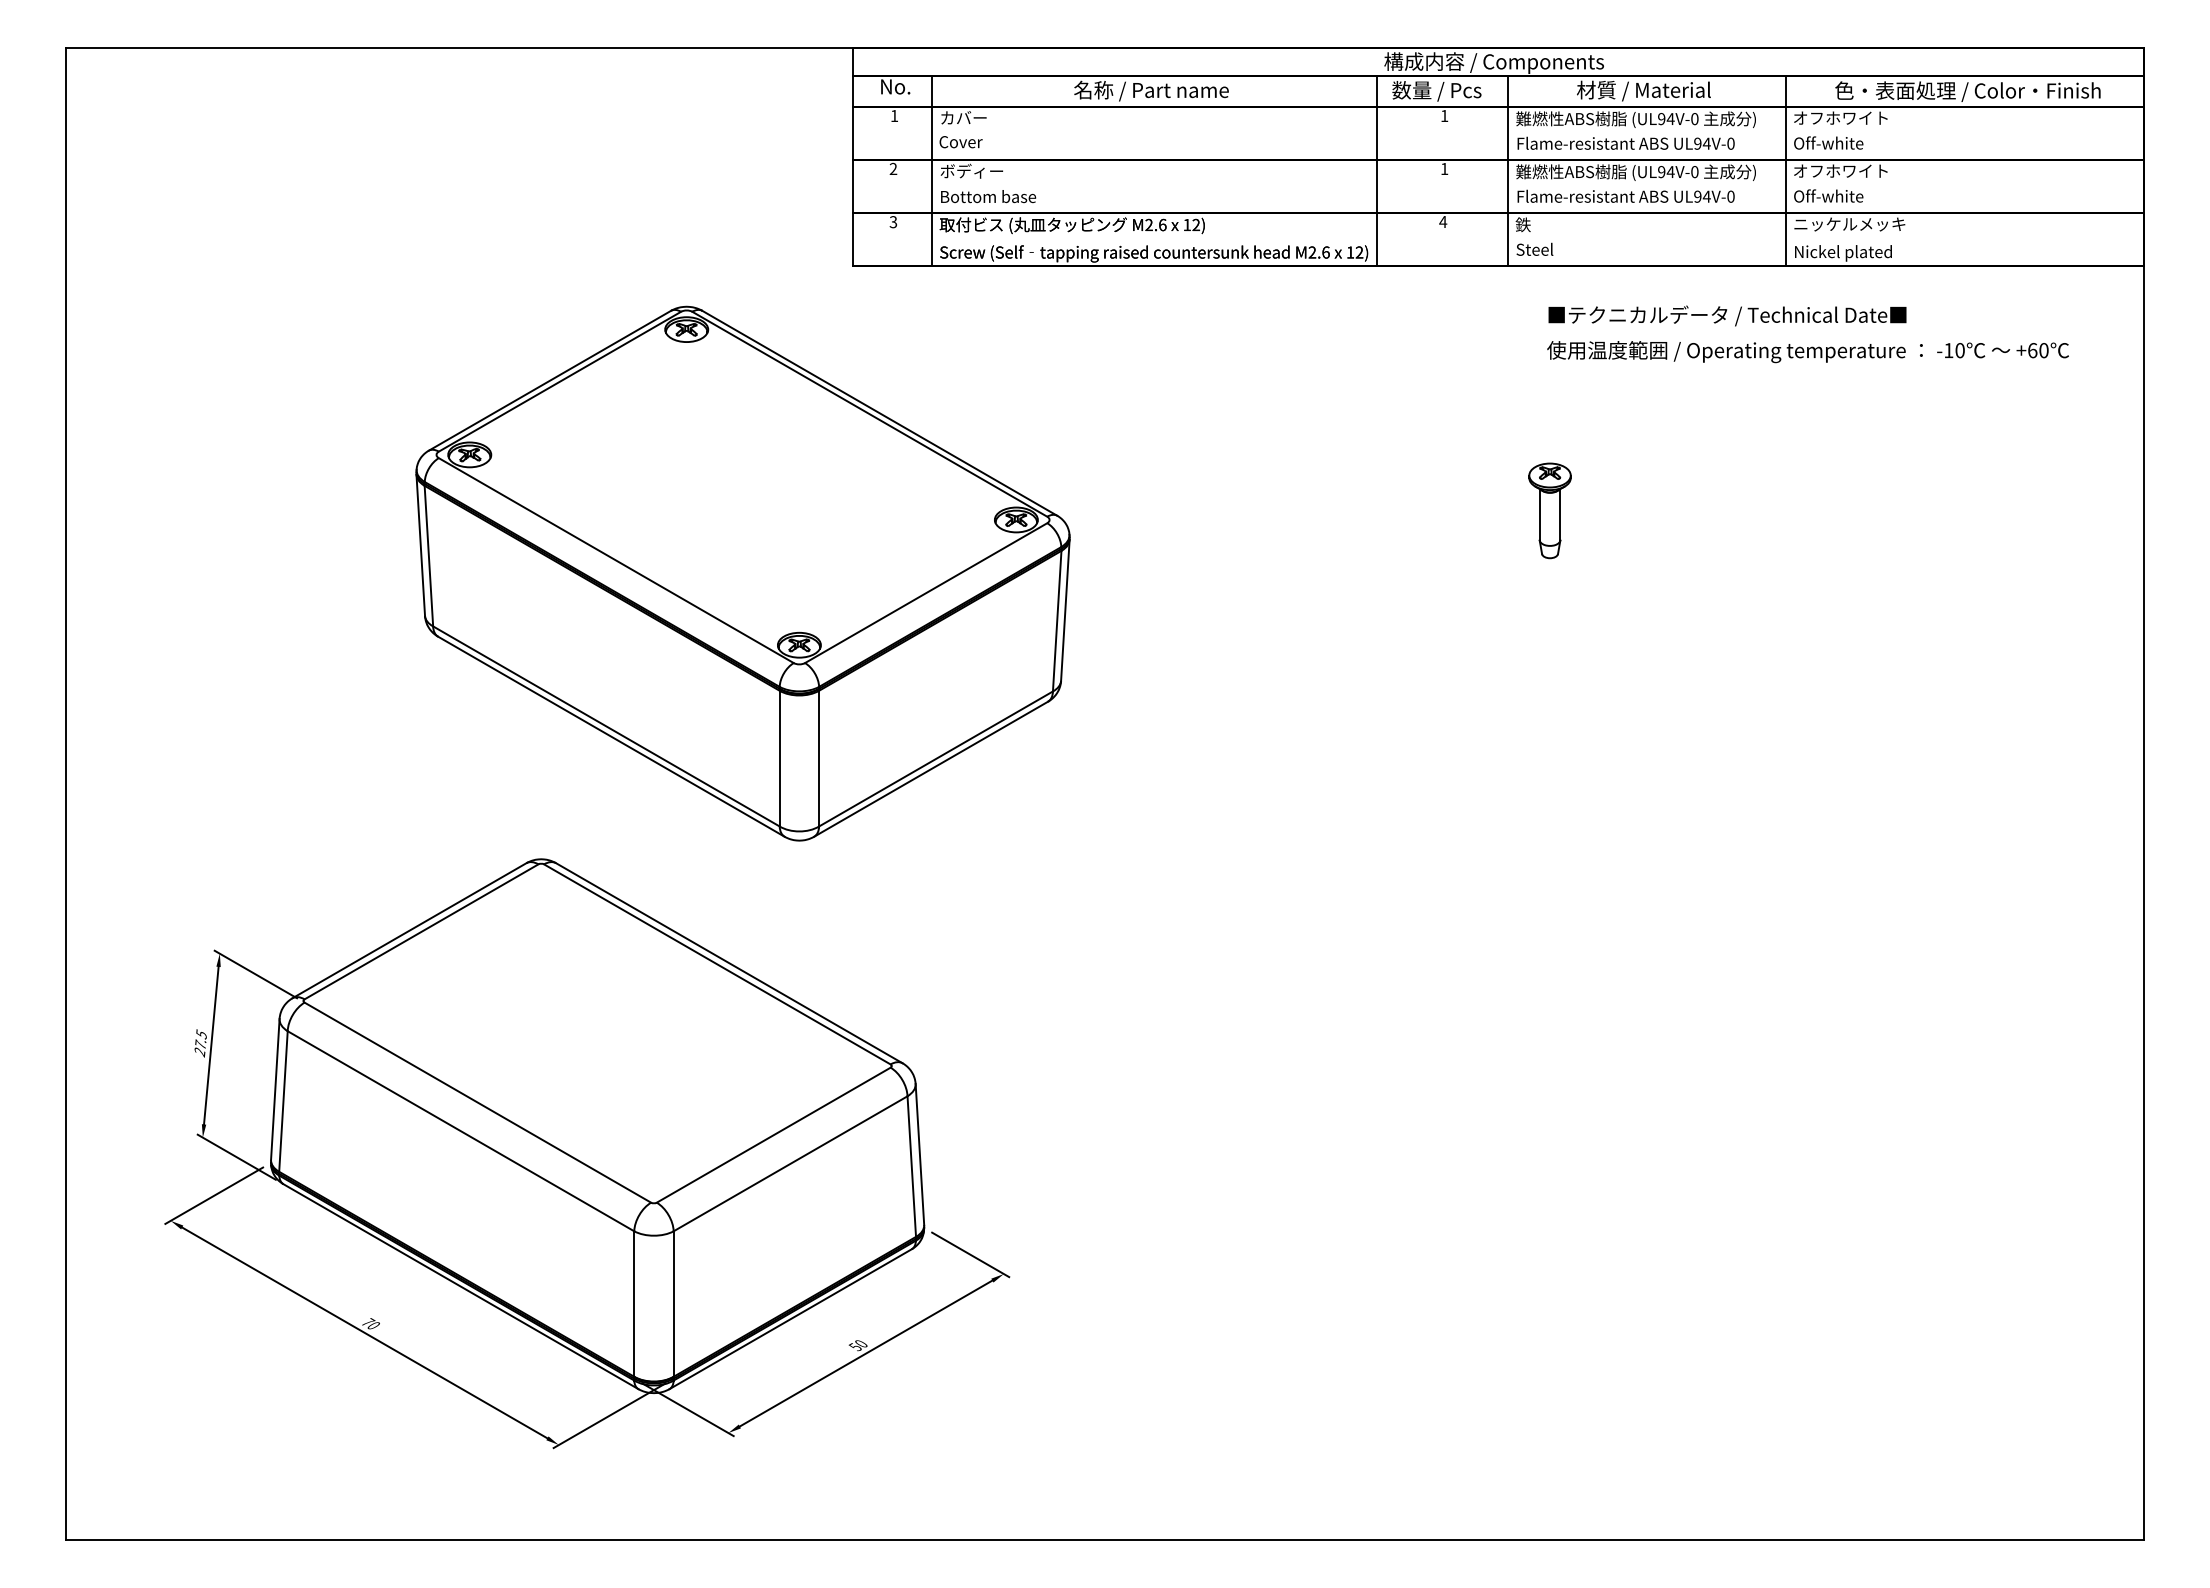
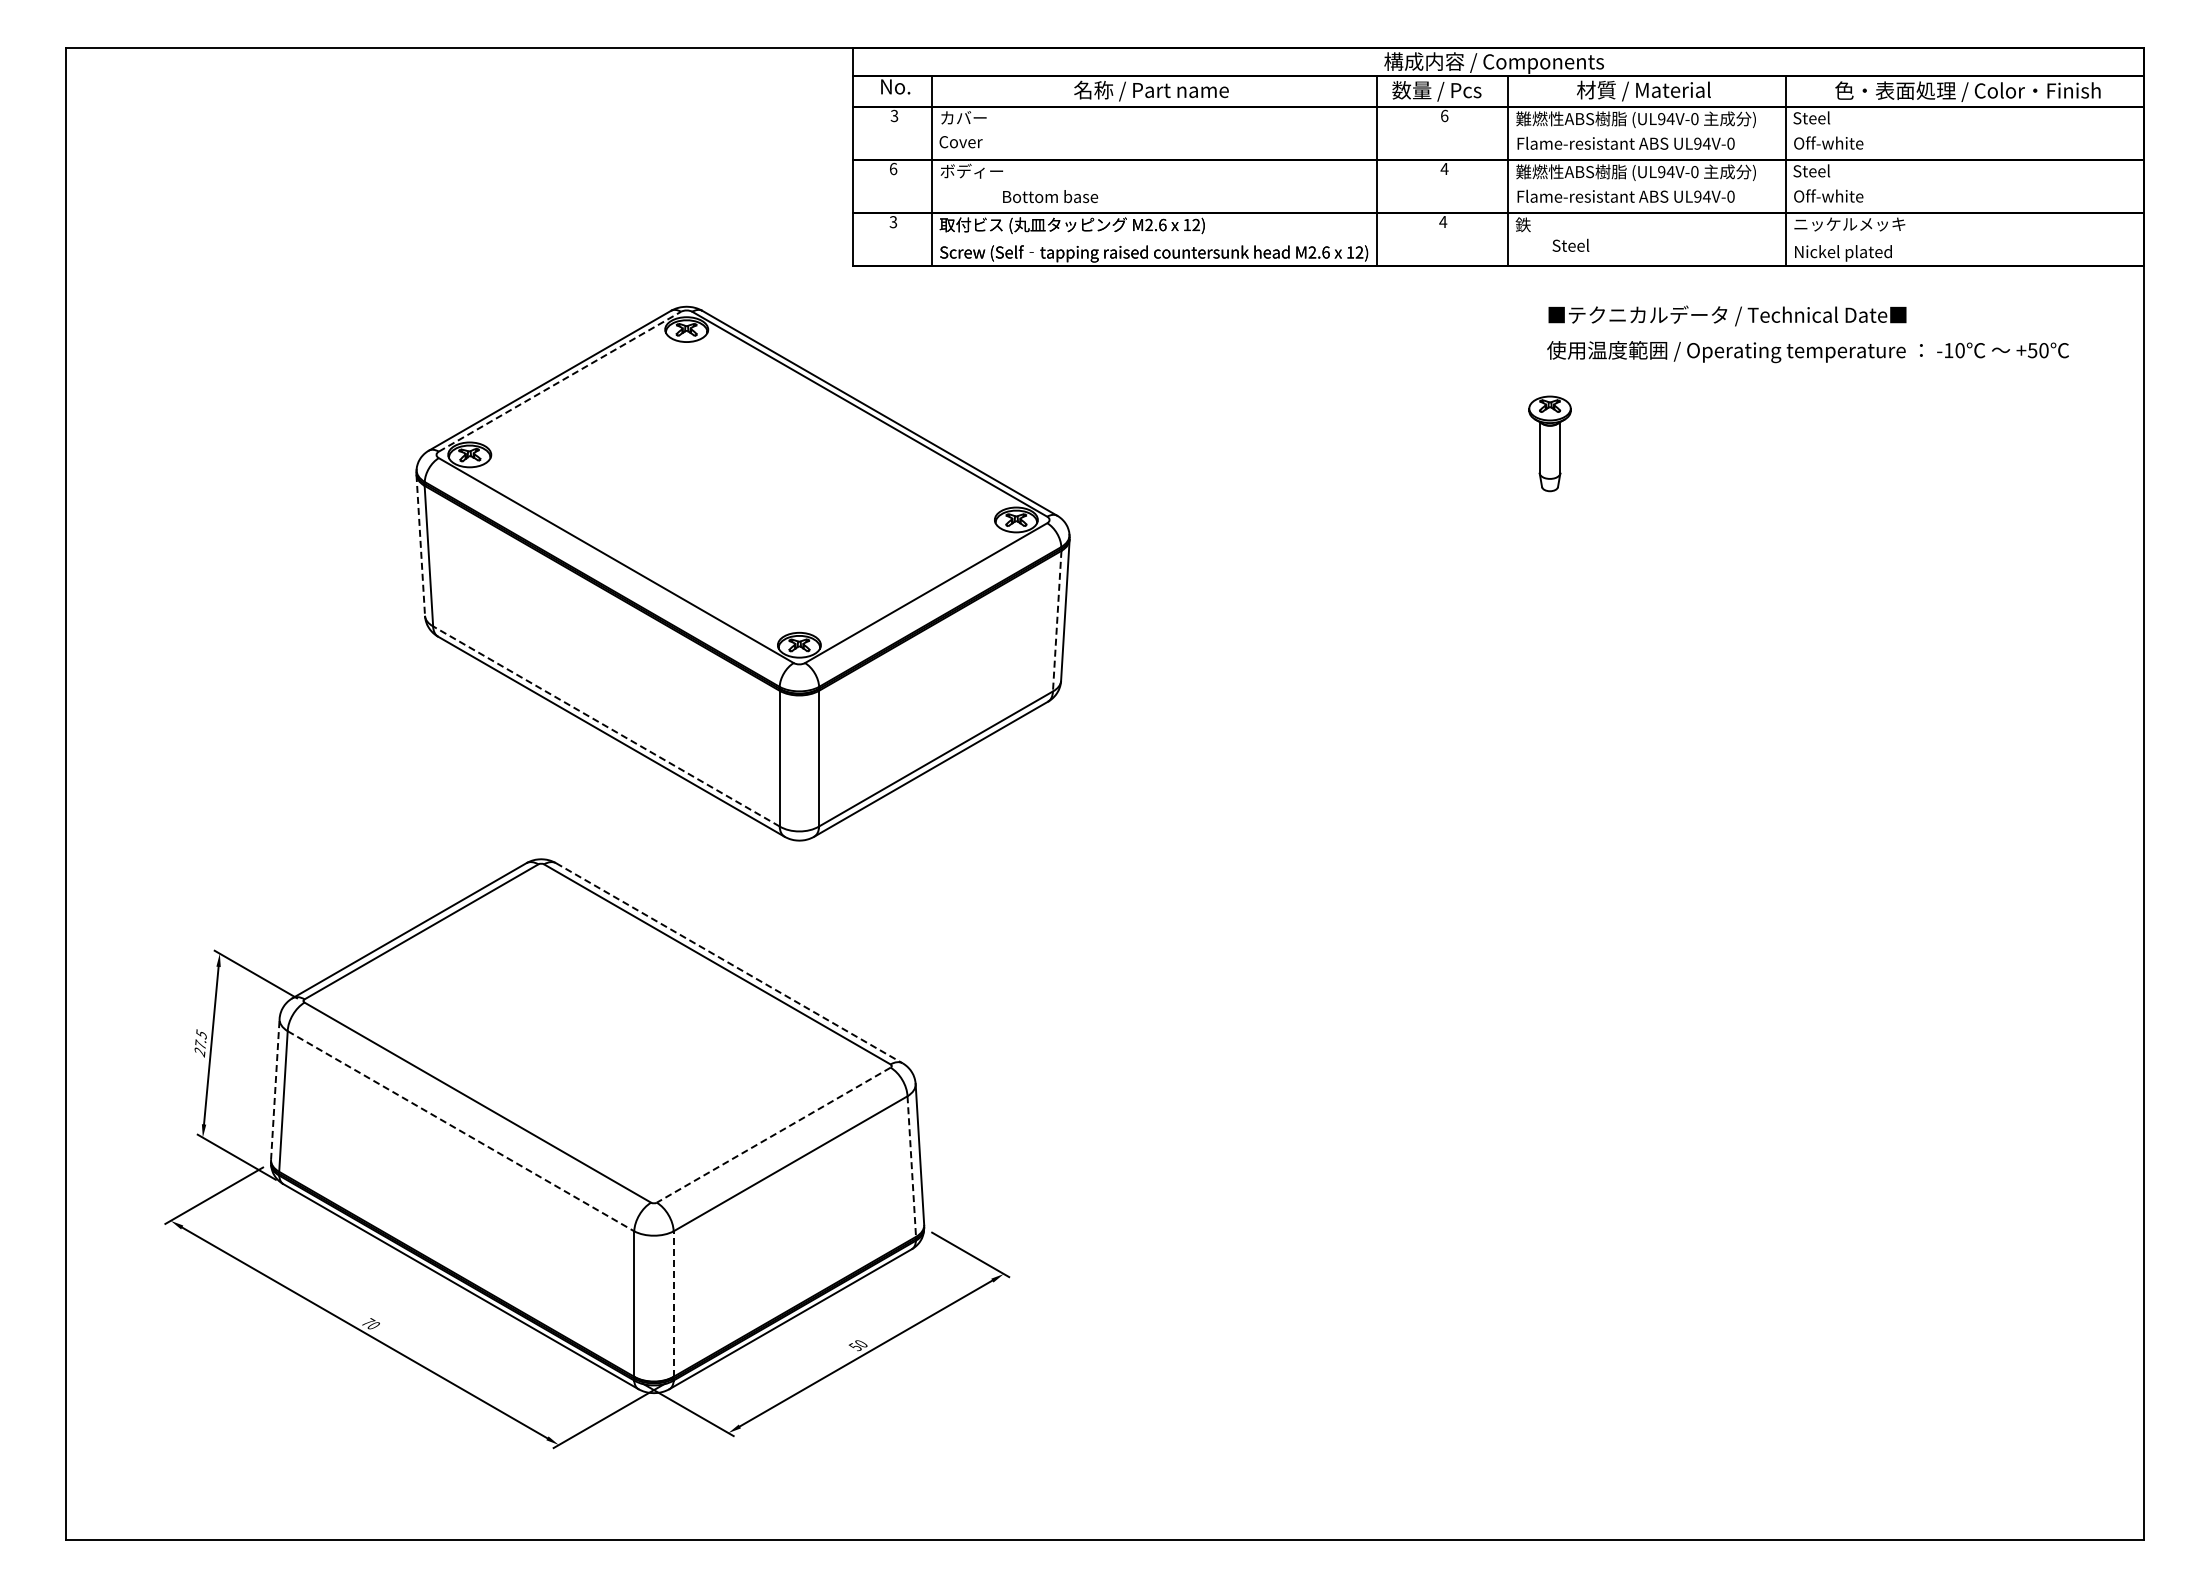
text: 1 -> 3 (894, 115)
text: 1 -> 6 (1444, 115)
text: オフホワイト -> Steel (1840, 117)
text: 2 -> 6 (893, 168)
text: 1 -> 4 (1444, 168)
text: オフホワイト -> Steel (1840, 170)
text position: (988, 196) -> (1050, 196) (1050, 196)
text position: (1534, 248) -> (1570, 244) (1570, 244)
text: +60 -> +50 (2032, 350)
line: solid -> dashed (559, 381)
part position: (1549, 510) -> (1549, 443) (1549, 443)
line: solid -> dashed (420, 545)
line: solid -> dashed (1057, 621)
line: solid -> dashed (605, 726)
line: solid -> dashed (729, 963)
line: solid -> dashed (275, 1089)
line: solid -> dashed (461, 1131)
line: solid -> dashed (773, 1135)
line: solid -> dashed (911, 1167)
line: solid -> dashed (673, 1304)
